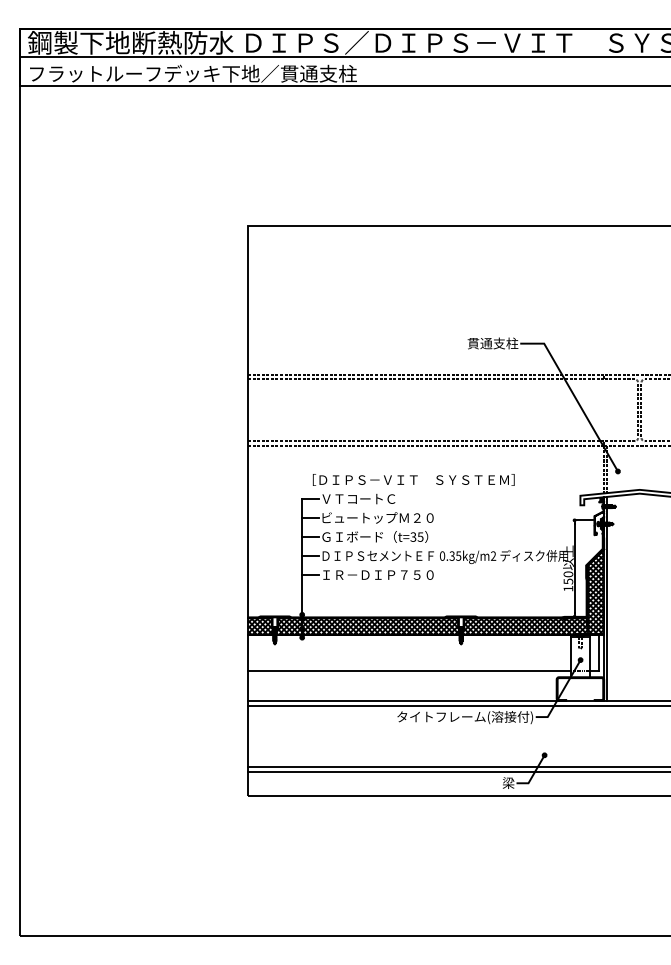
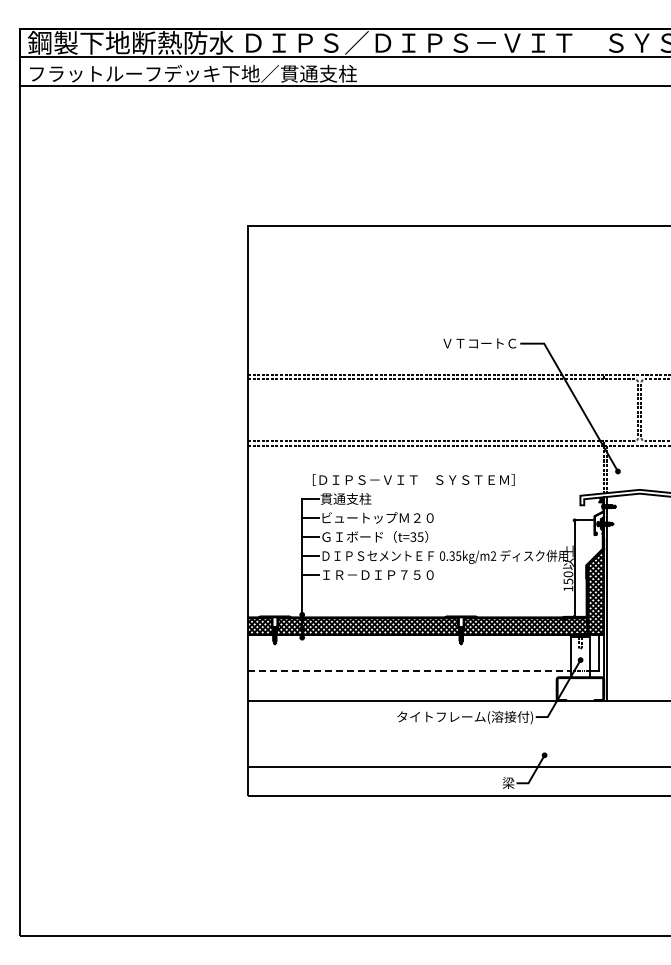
text: 貫通支柱 -> ＶＴコートＣ (480, 343)
text: ＶＴコートＣ -> 貫通支柱 (357, 498)
line: solid -> dashed (409, 670)
line: present -> none (457, 705)
line: present -> none (457, 772)
